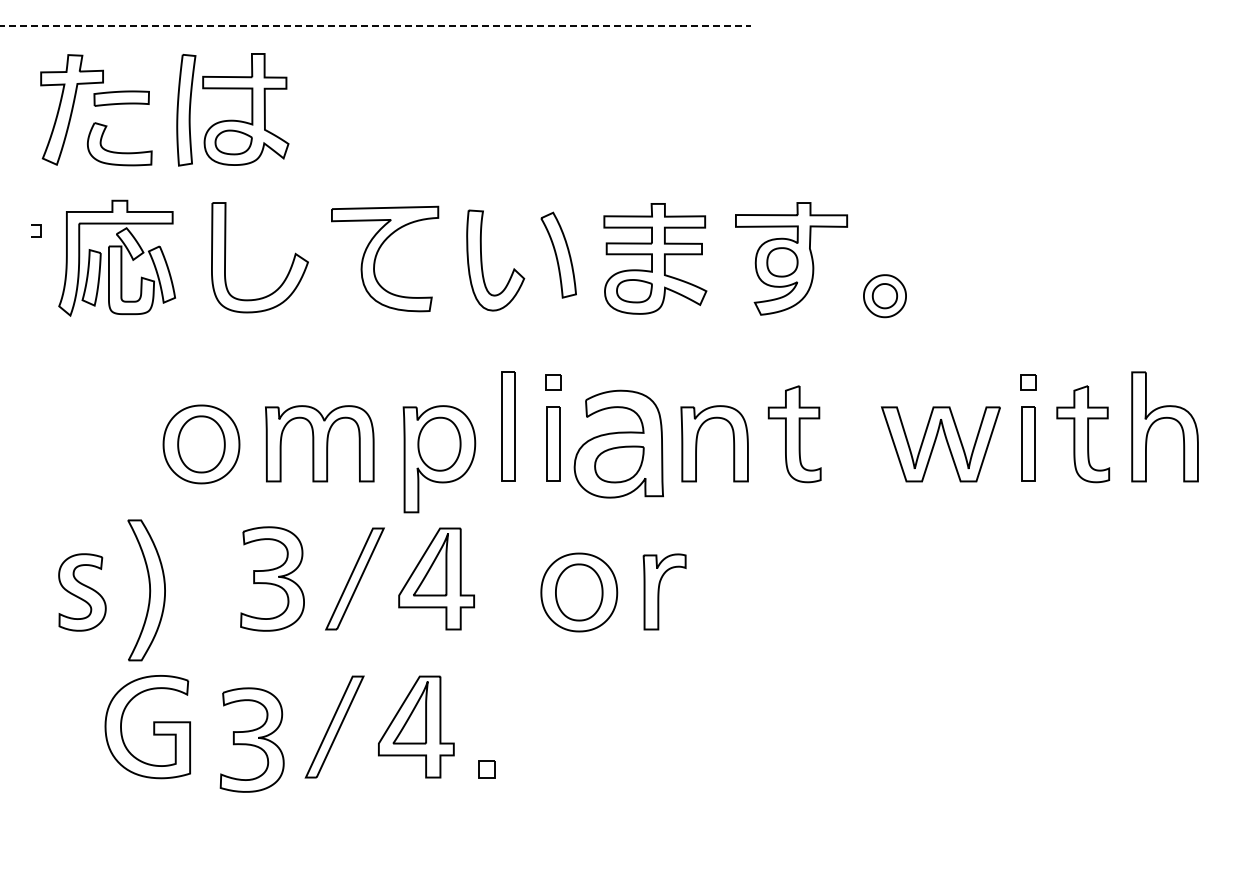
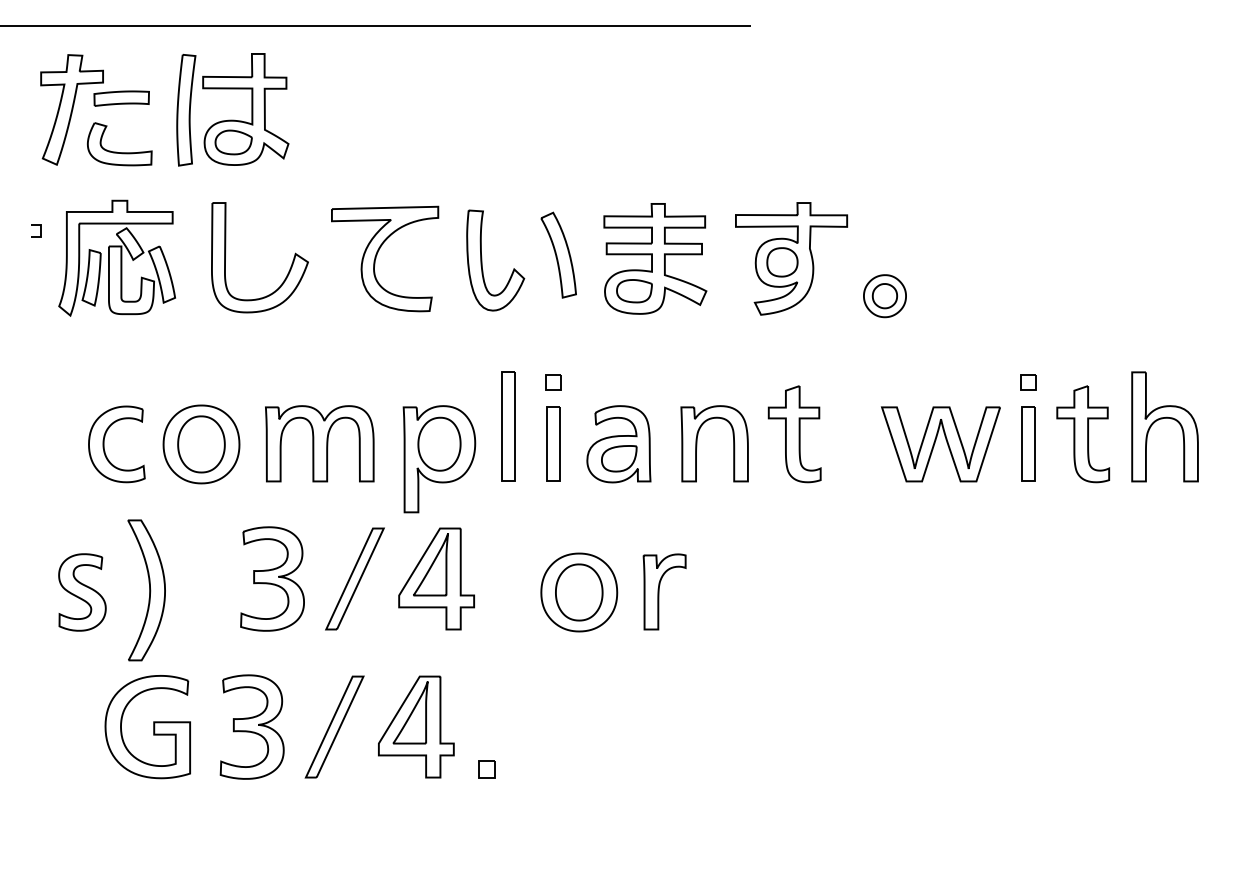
line: dashed -> solid (376, 26)
part size: 91x110 px -> 66x79 px (618, 444)
part: none -> present (104, 444)
part position: (251, 739) -> (251, 726) (251, 726)
